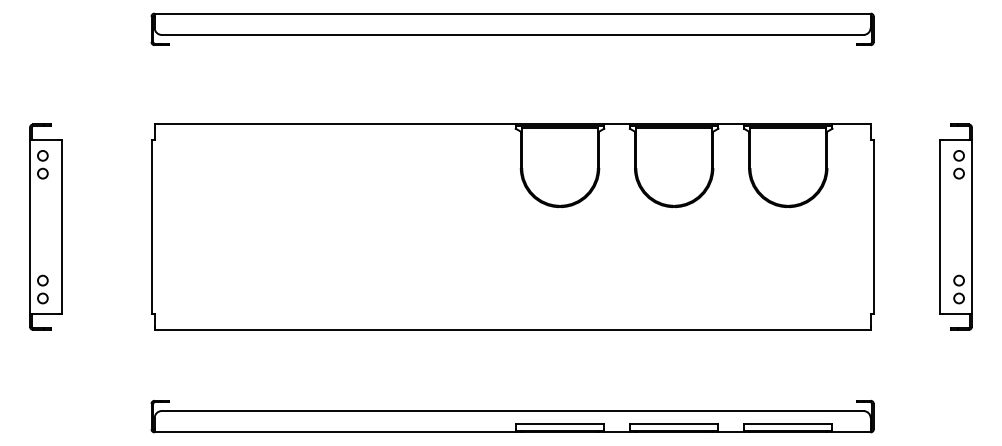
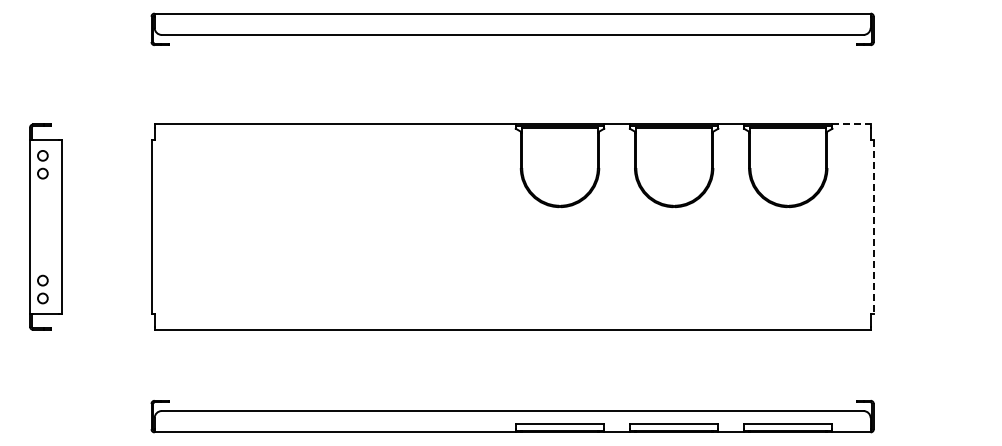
line: solid -> dashed (852, 124)
part: present -> none (955, 226)
line: solid -> dashed (873, 227)
